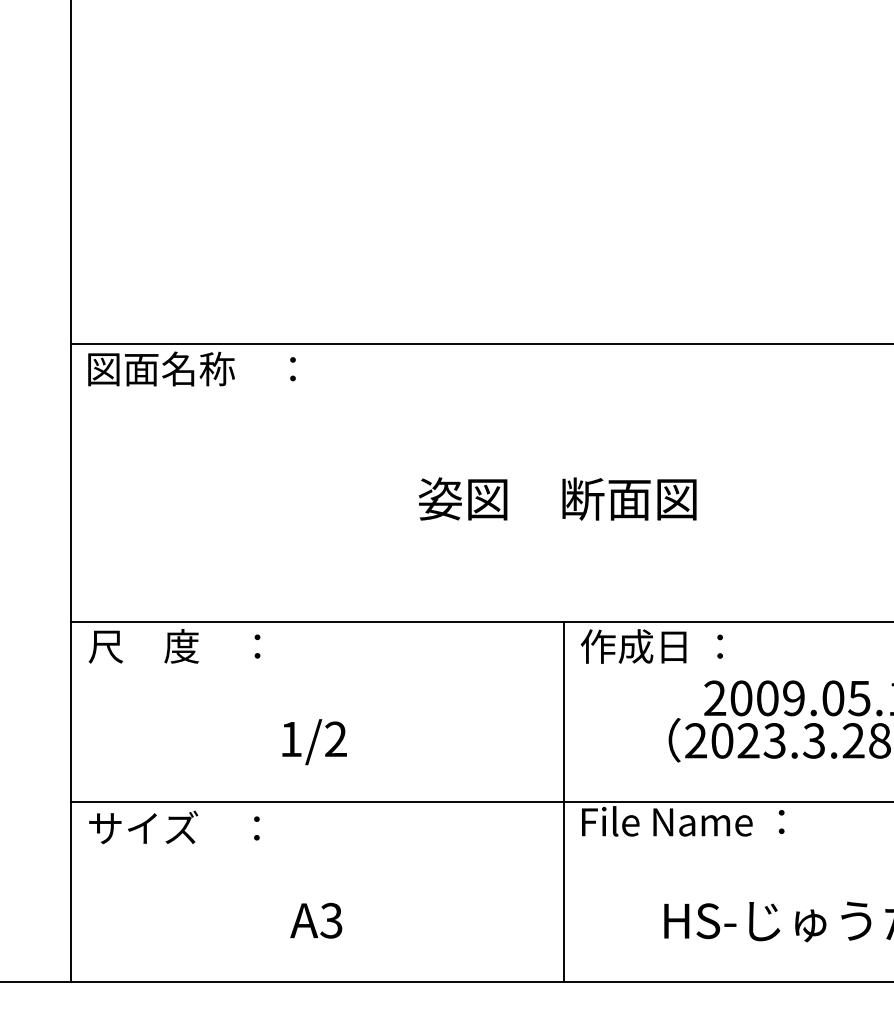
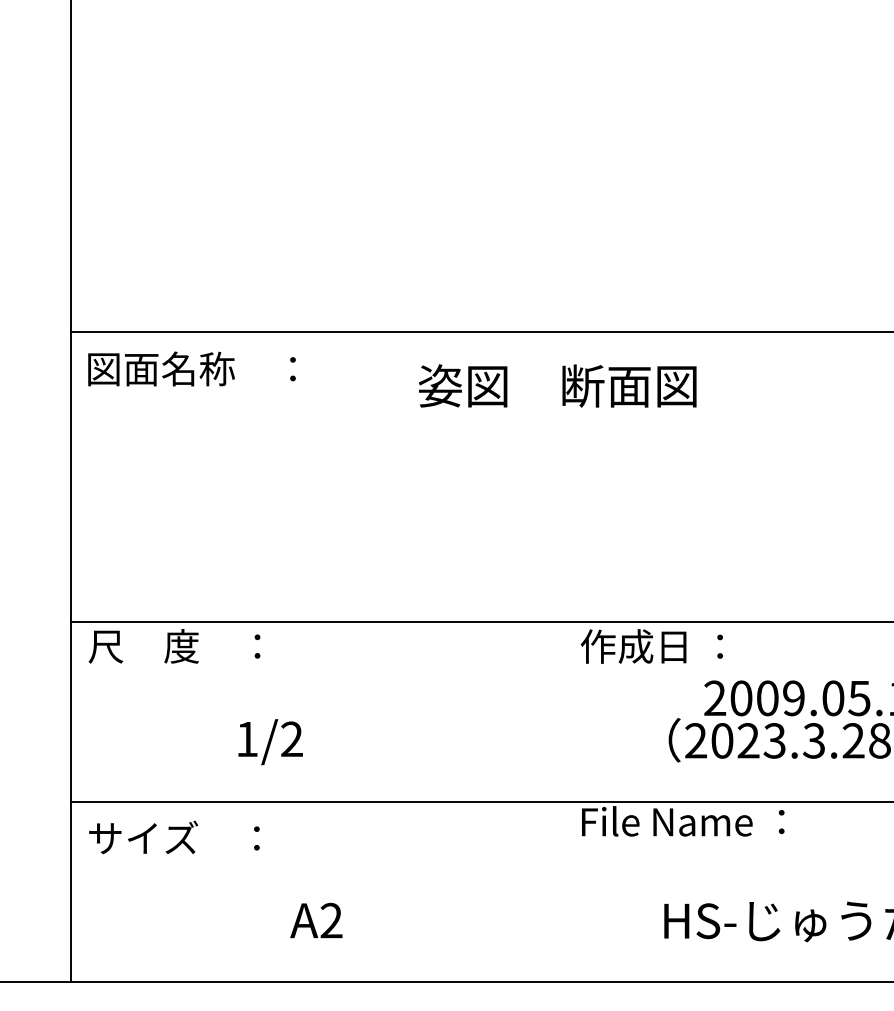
line position: (480, 344) -> (480, 332) (480, 332)
text position: (557, 498) -> (557, 385) (557, 385)
text position: (314, 742) -> (270, 742) (270, 742)
line: present -> none (563, 801)
text position: (174, 827) -> (174, 837) (174, 837)
text: A3 -> A2 (331, 920)
